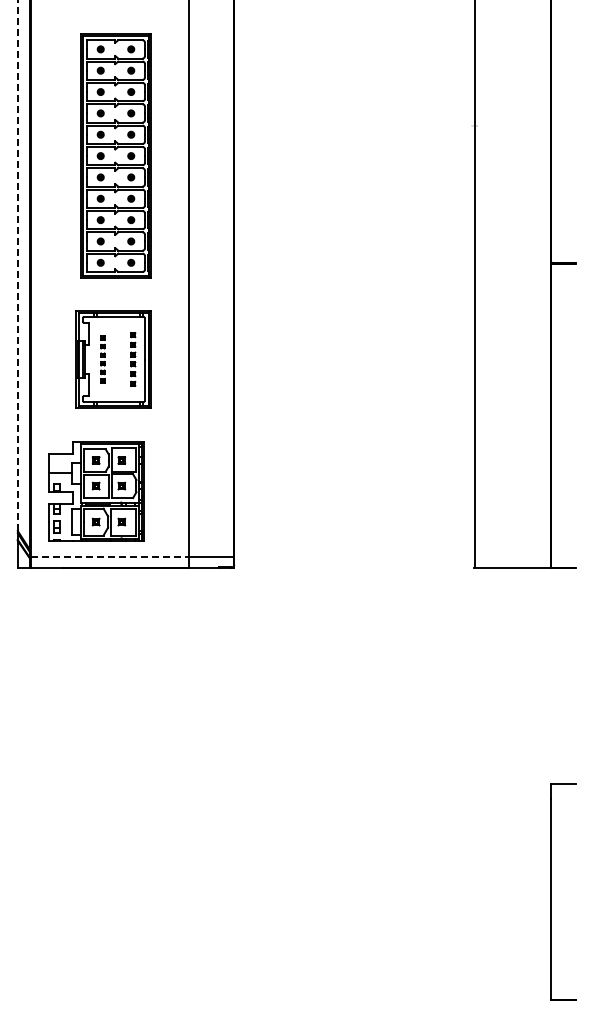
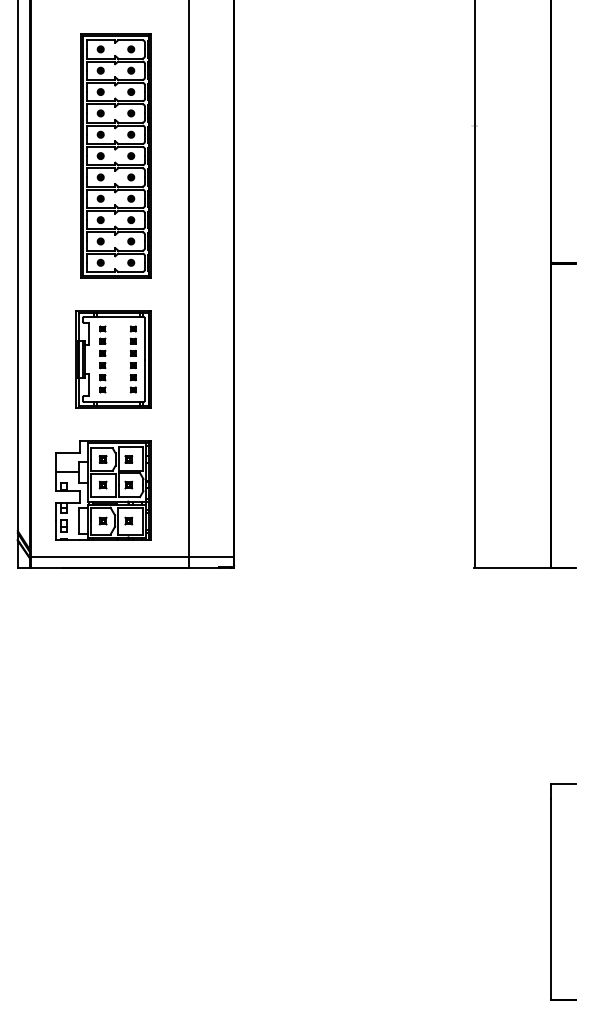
line: dashed -> solid (17, 266)
part size: 6x49 px -> 8x69 px (102, 359)
part size: 7x55 px -> 8x69 px (132, 359)
part position: (96, 491) -> (103, 490) (103, 490)
line: dashed -> solid (109, 556)
